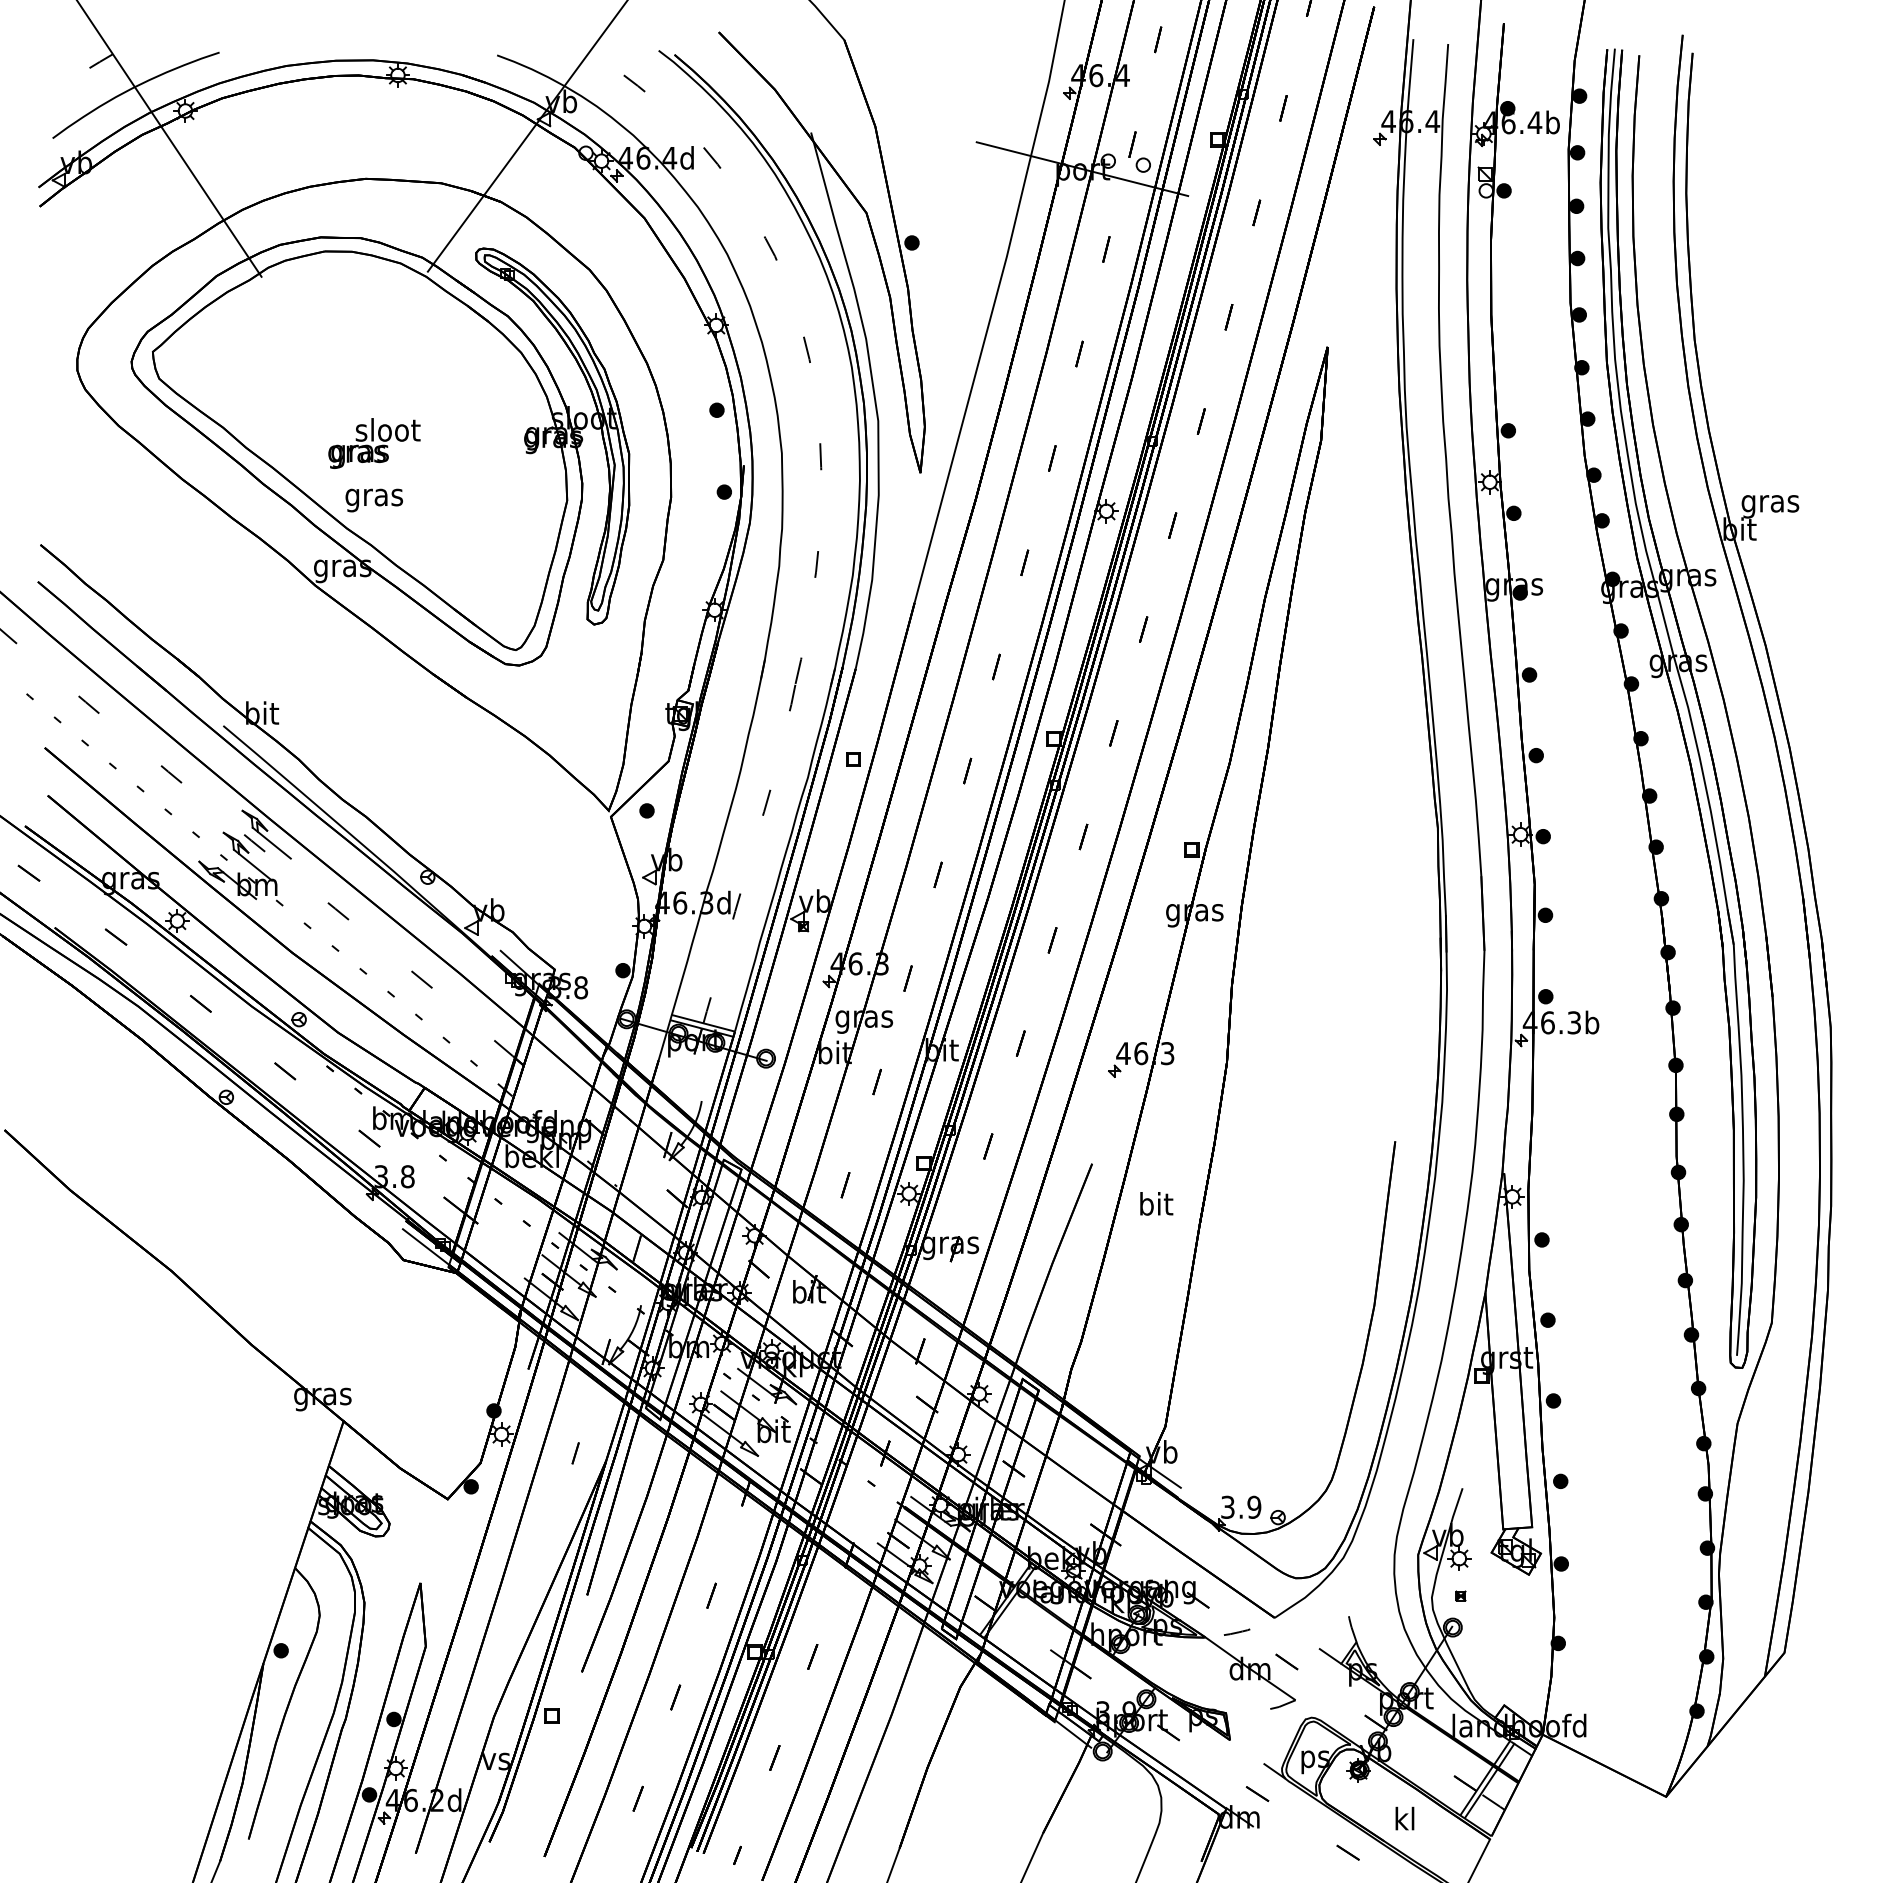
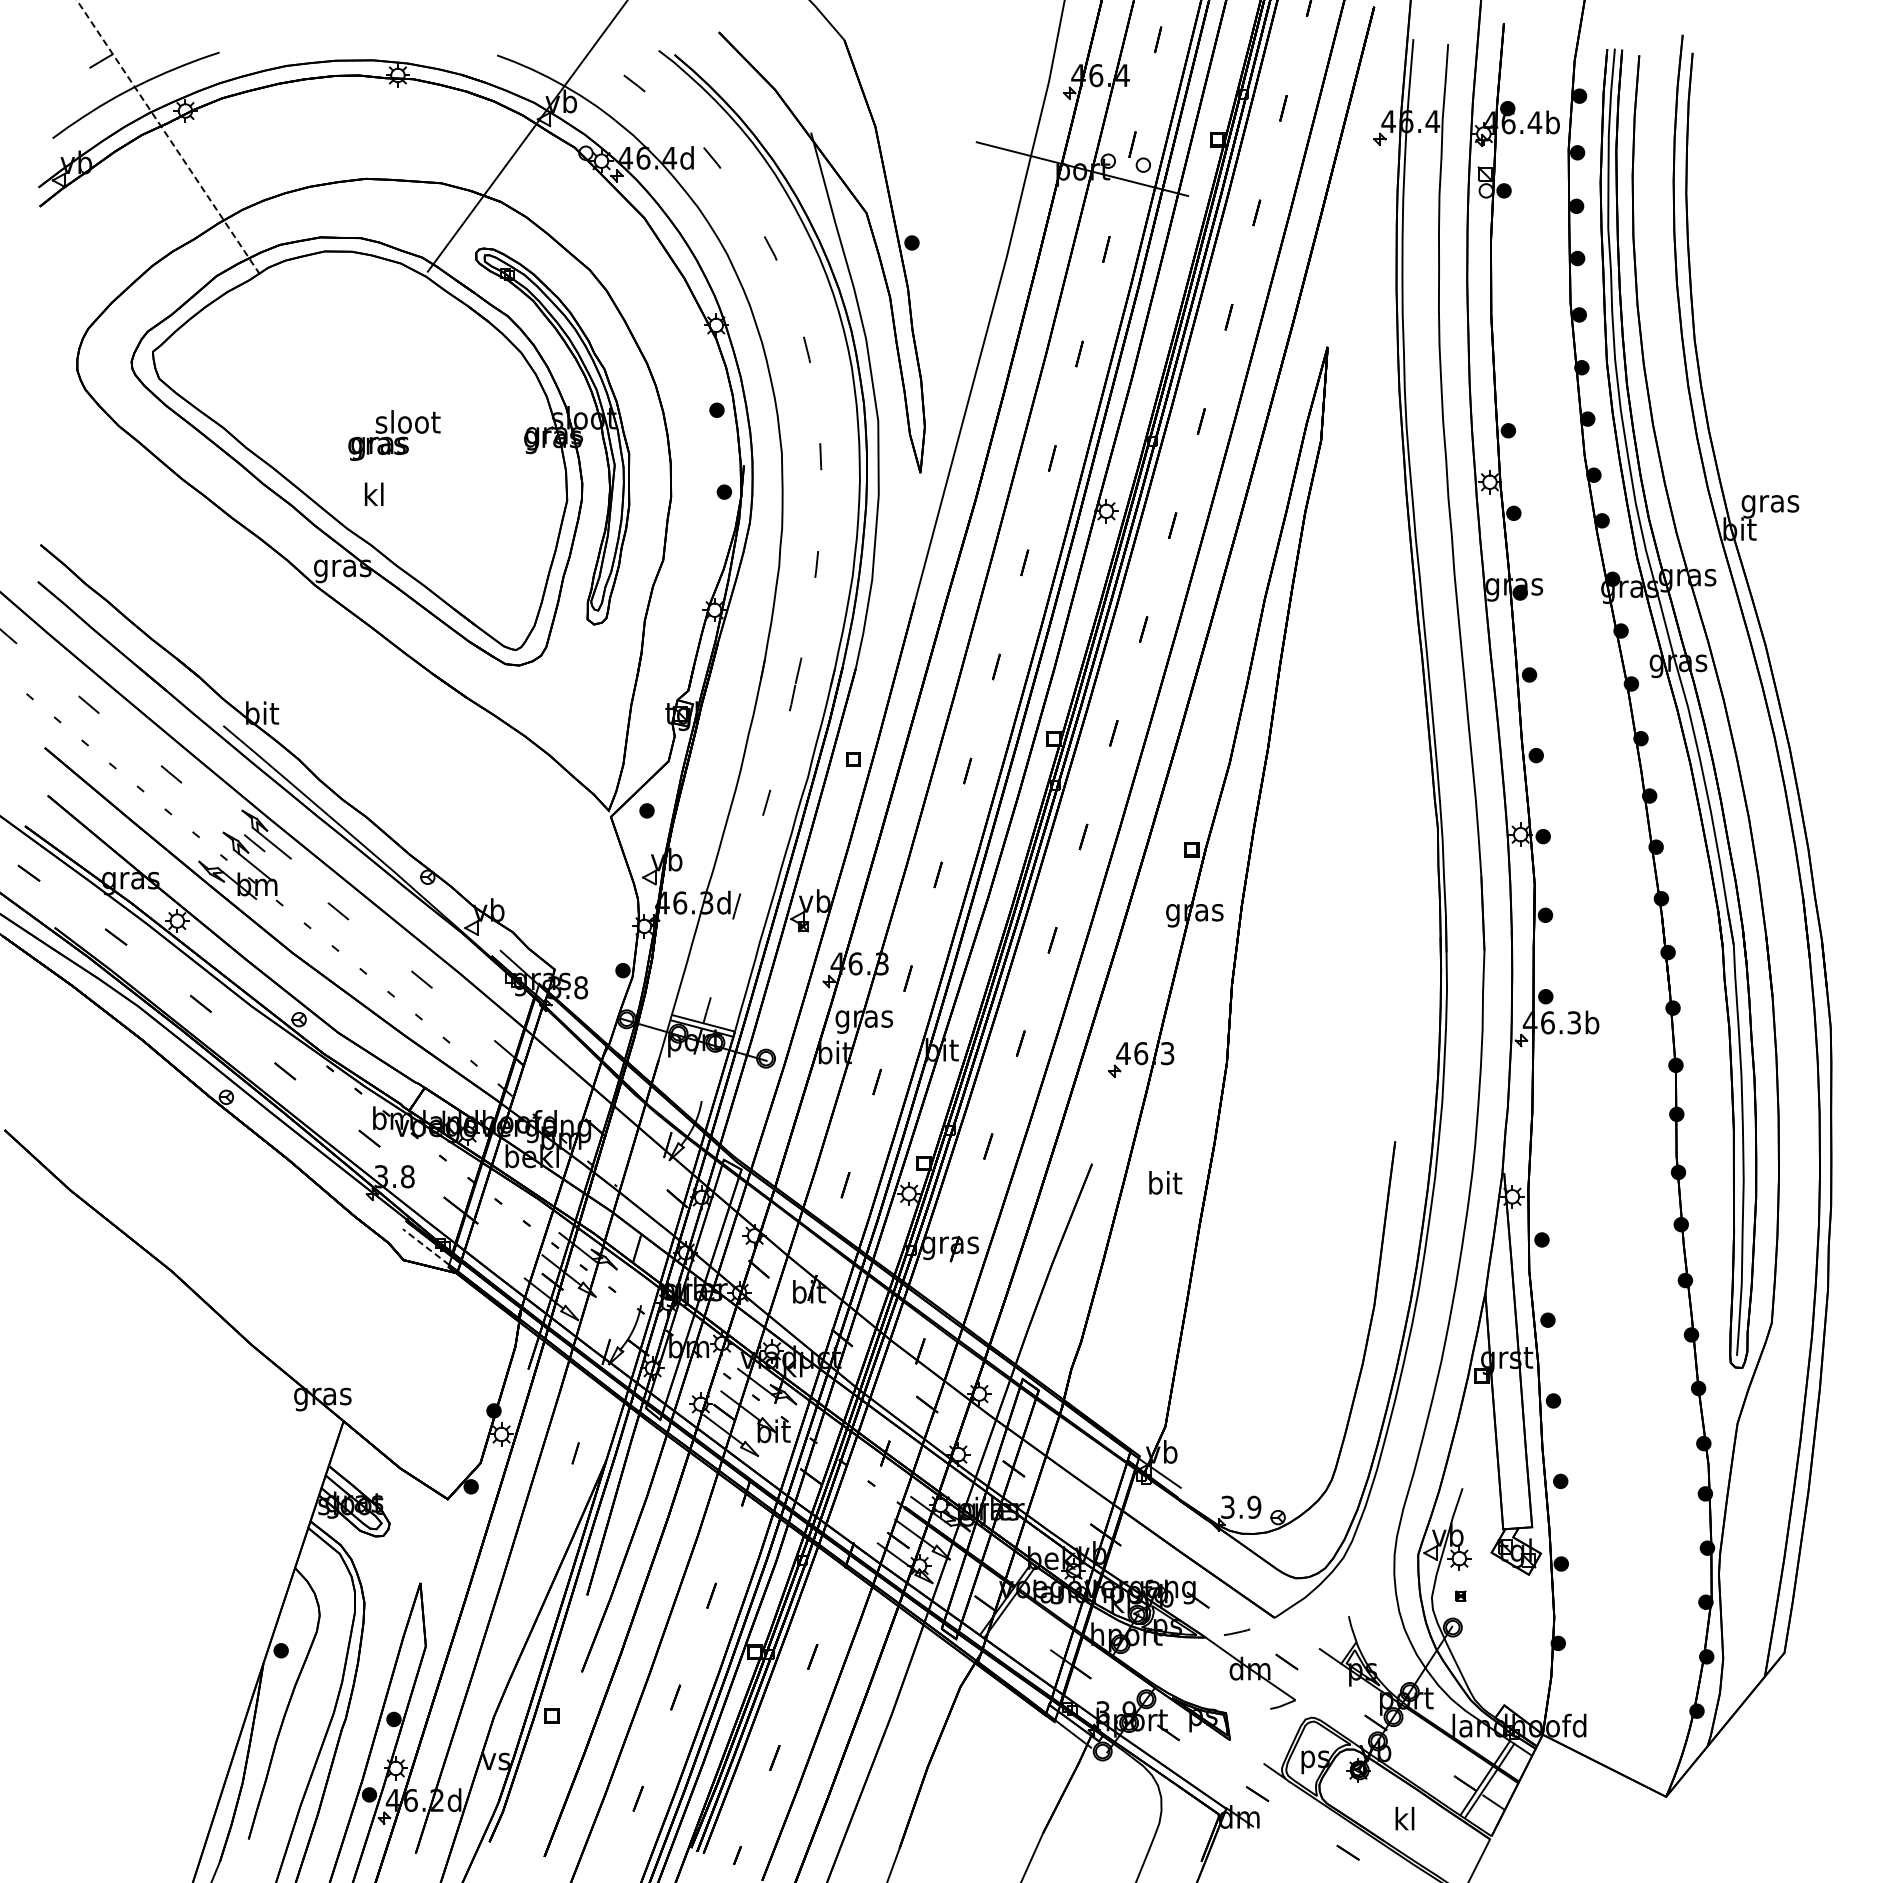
line: solid -> dashed (169, 138)
text position: (374, 443) -> (394, 435) (394, 435)
text: gras -> kl (374, 497)
text position: (1156, 1203) -> (1165, 1182) (1165, 1182)
line: solid -> dashed (425, 1246)
